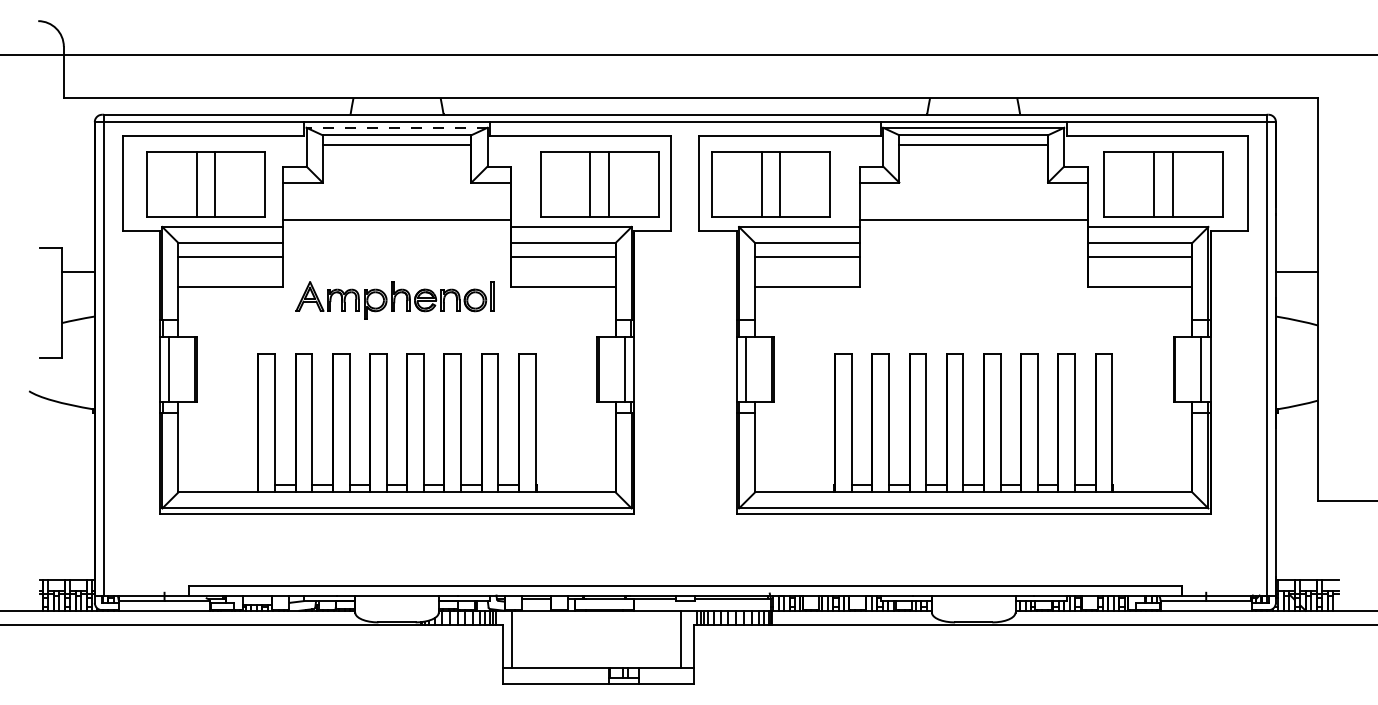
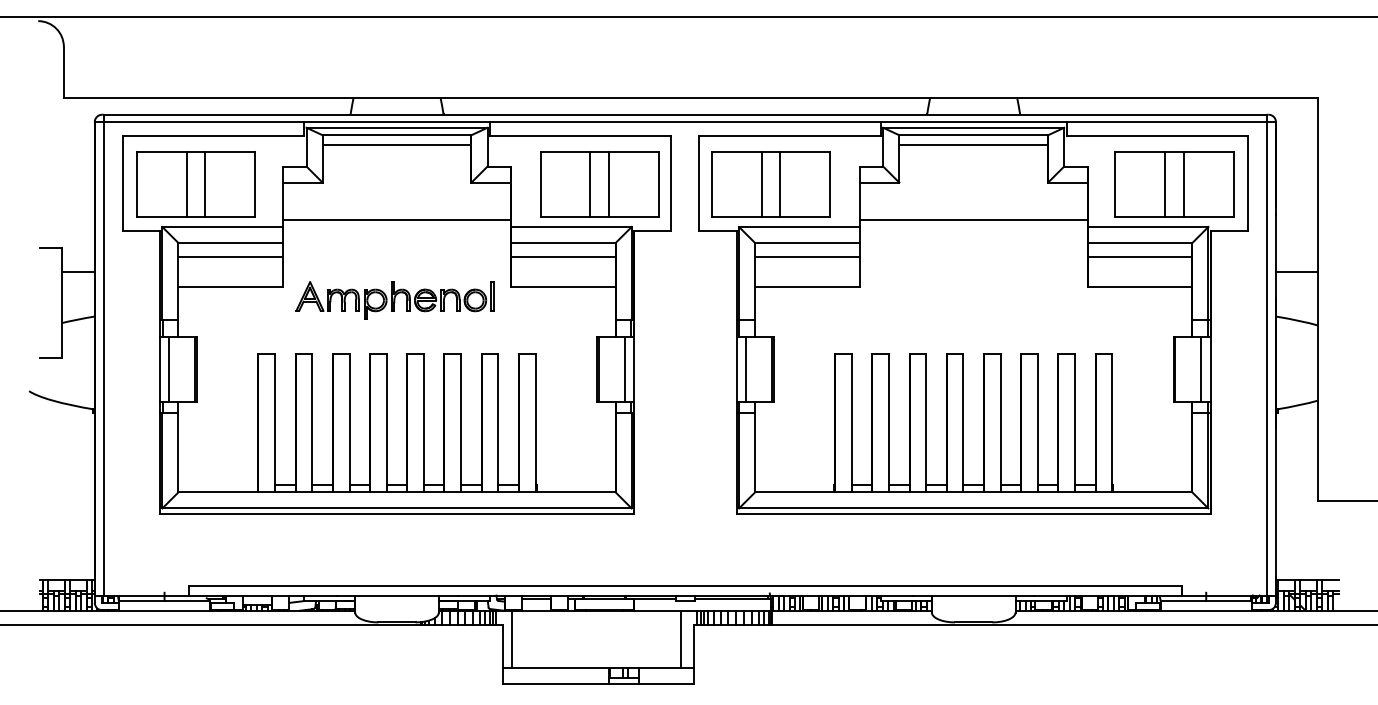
line position: (688, 55) -> (688, 17) (688, 17)
line: dashed -> solid (397, 127)
part position: (205, 184) -> (195, 184) (195, 184)
part position: (1163, 184) -> (1174, 184) (1174, 184)
